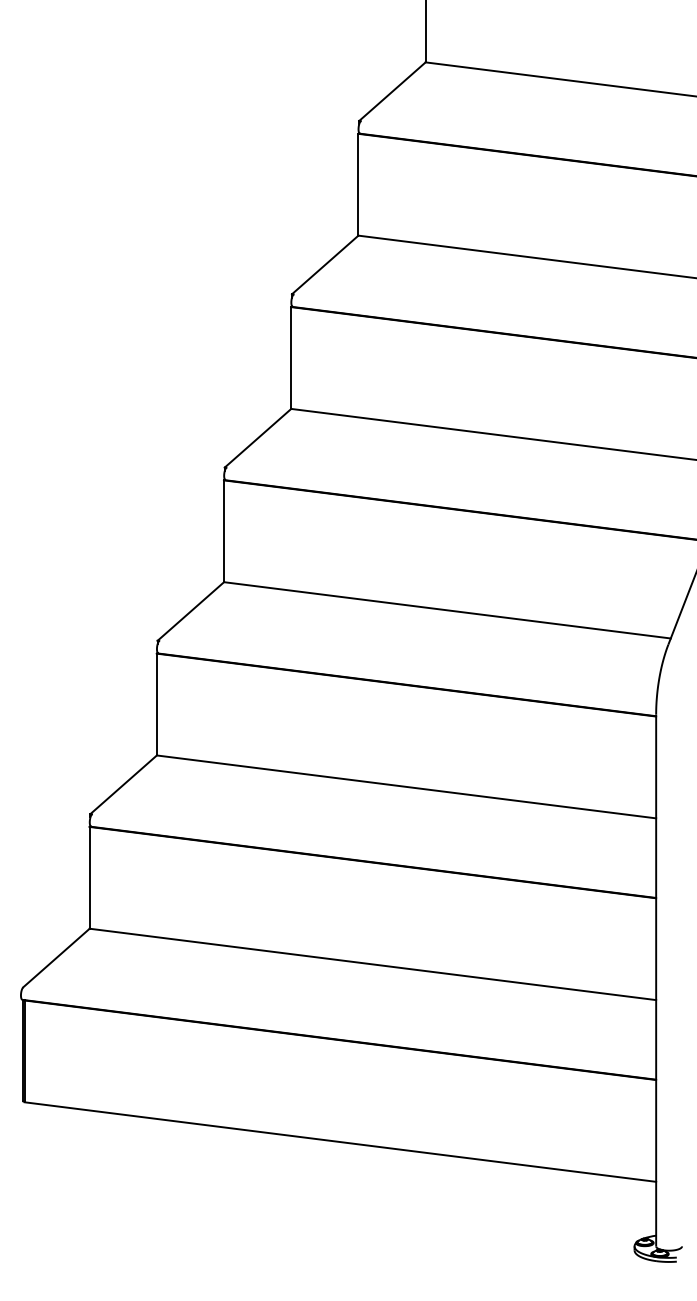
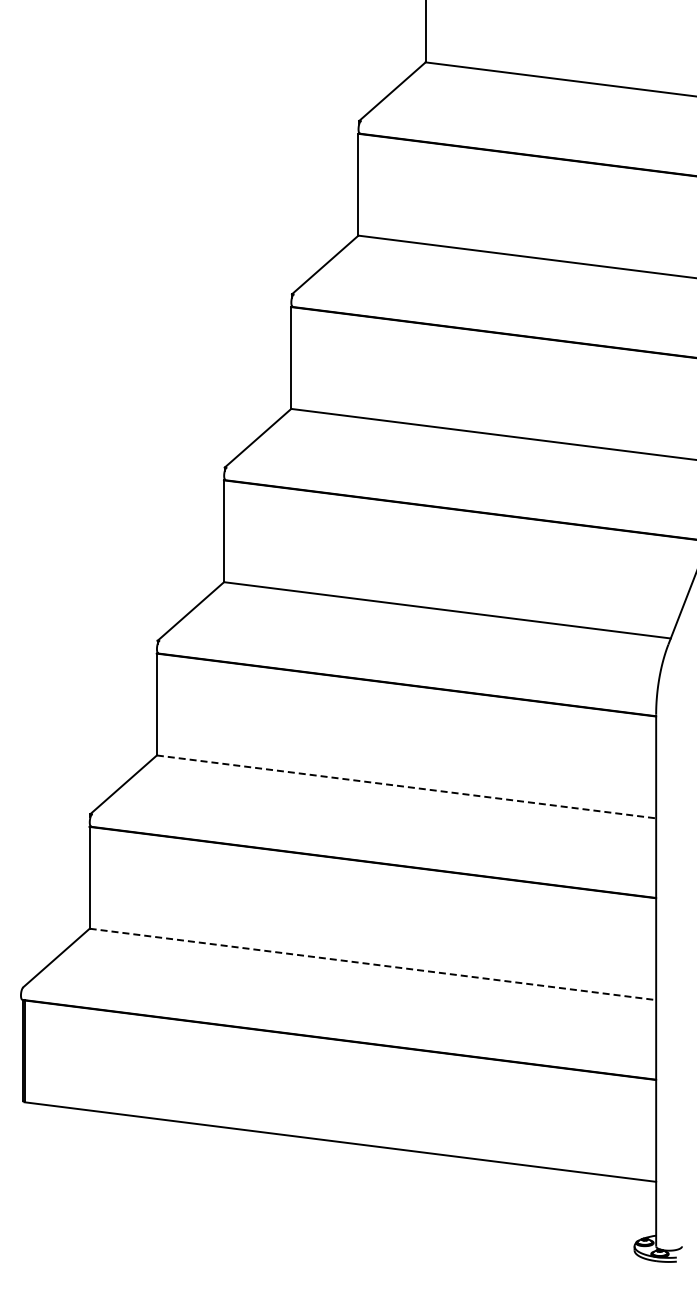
line: solid -> dashed (406, 786)
line: solid -> dashed (373, 964)
